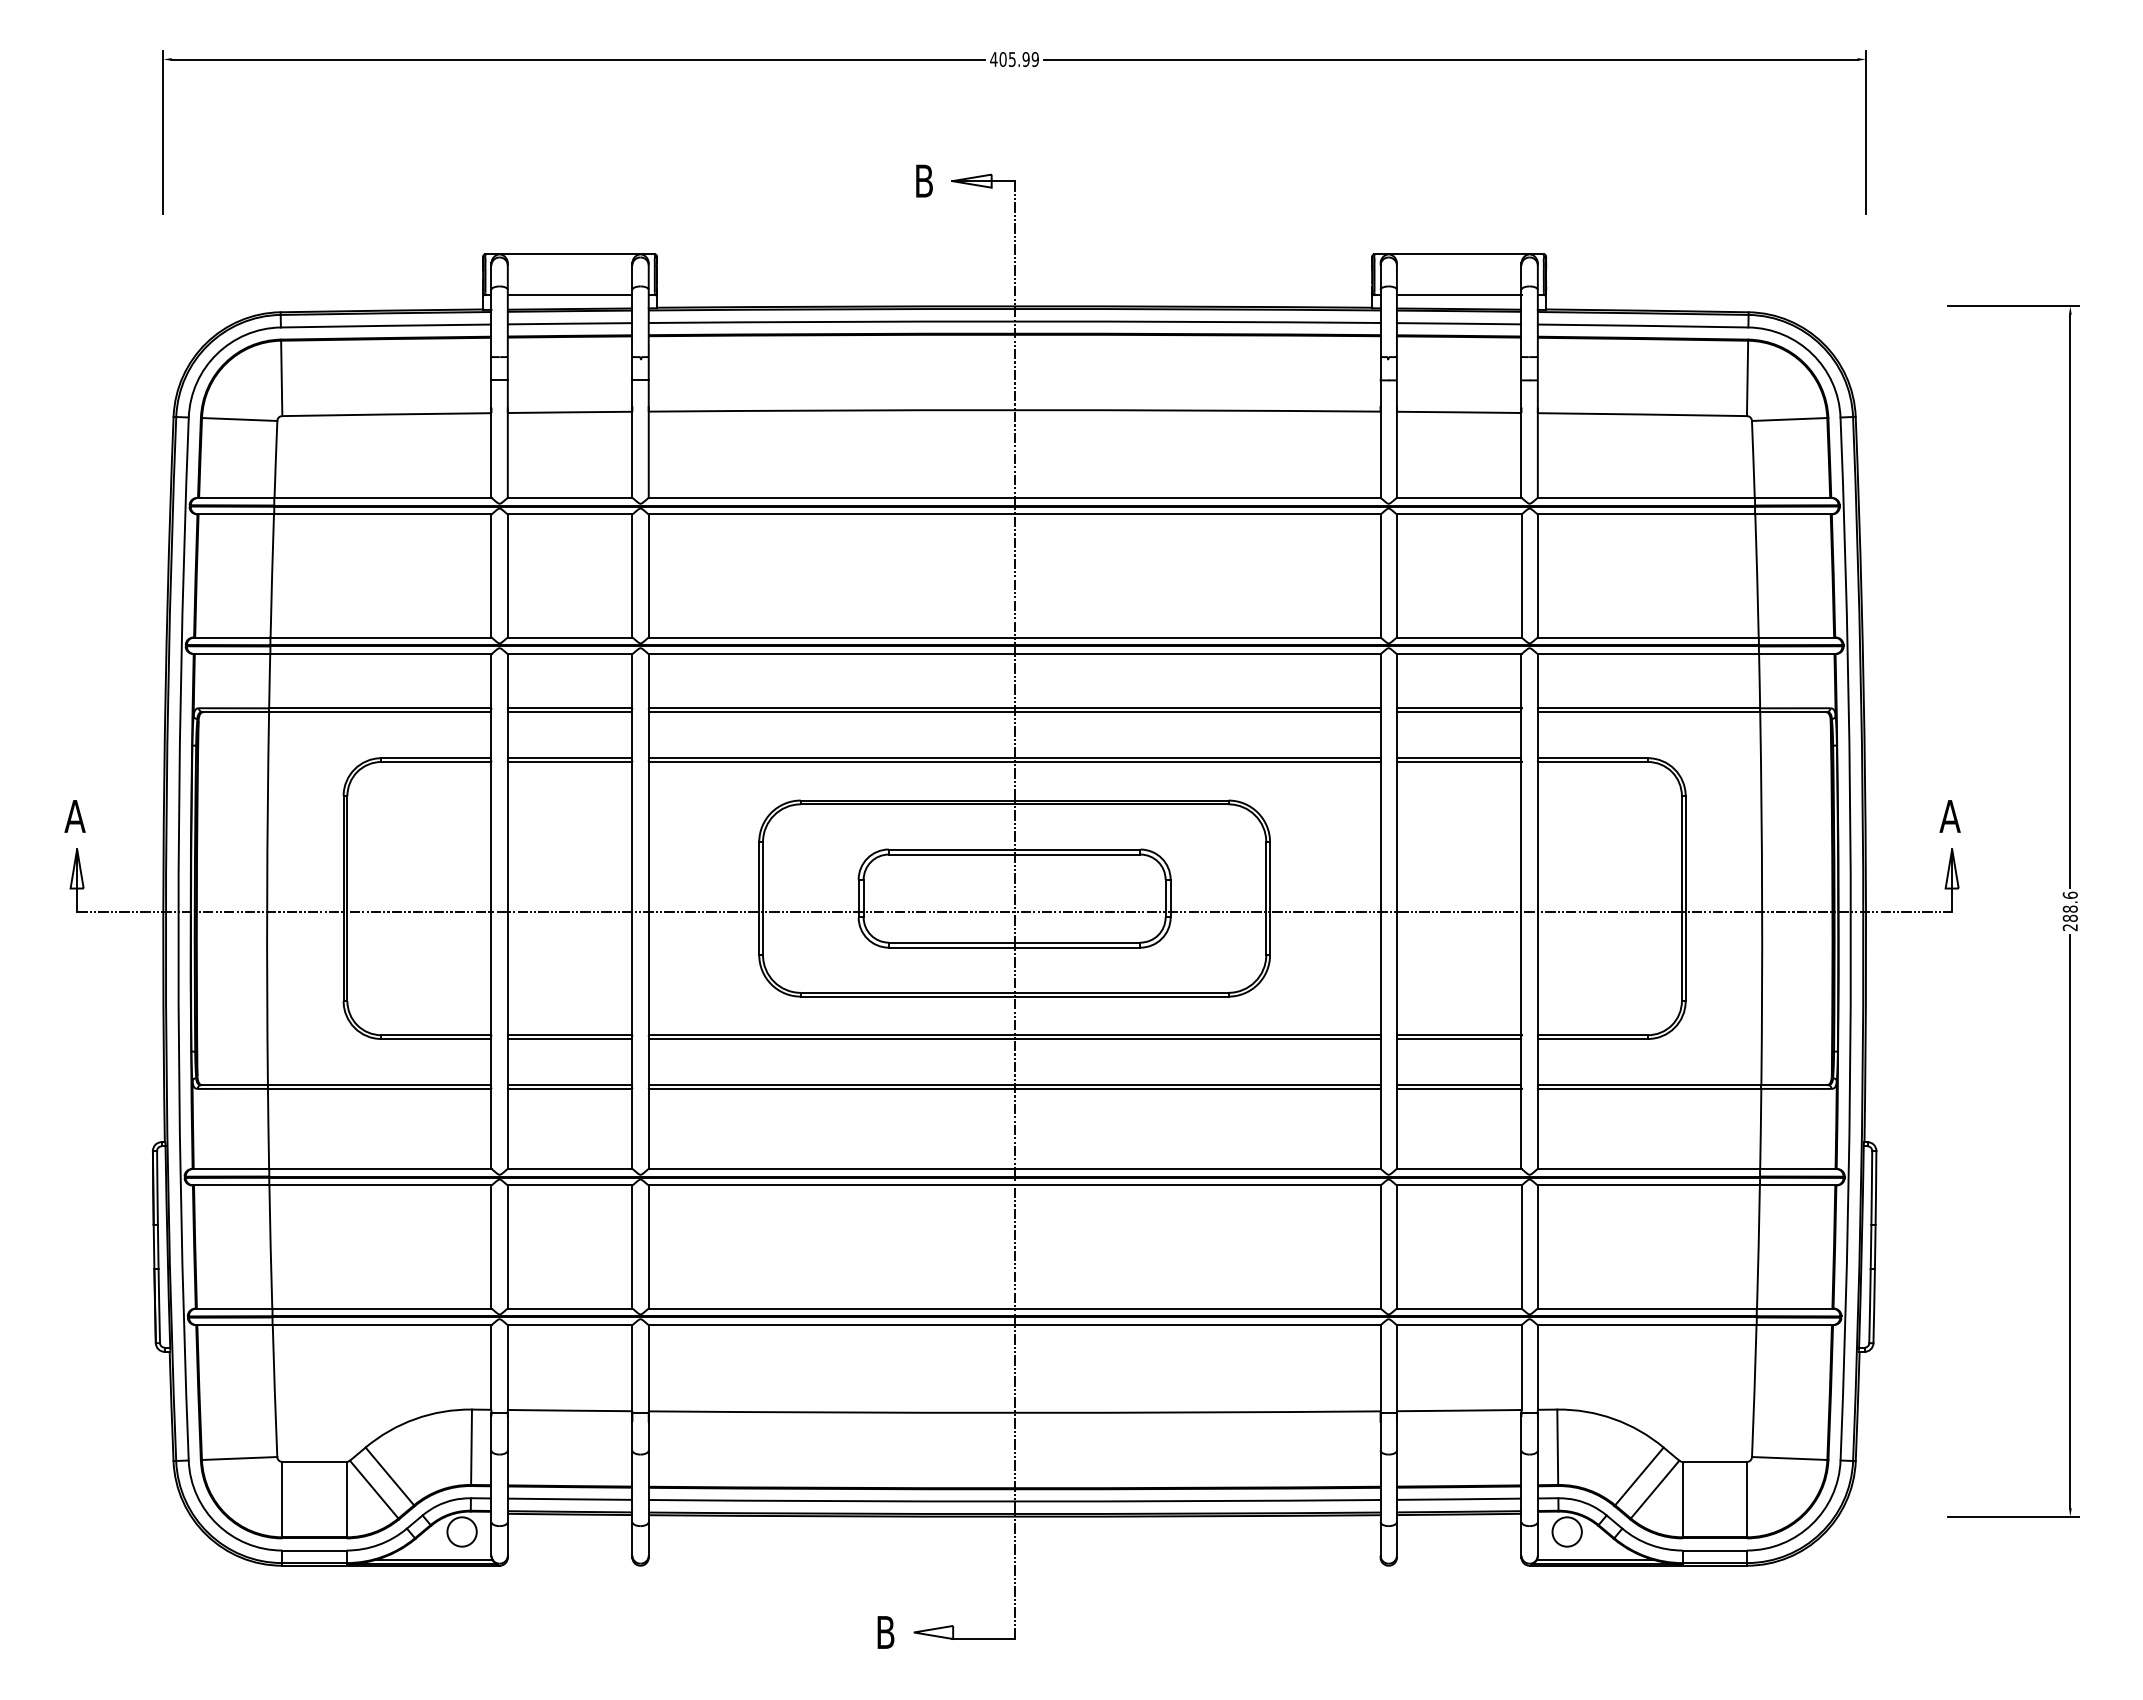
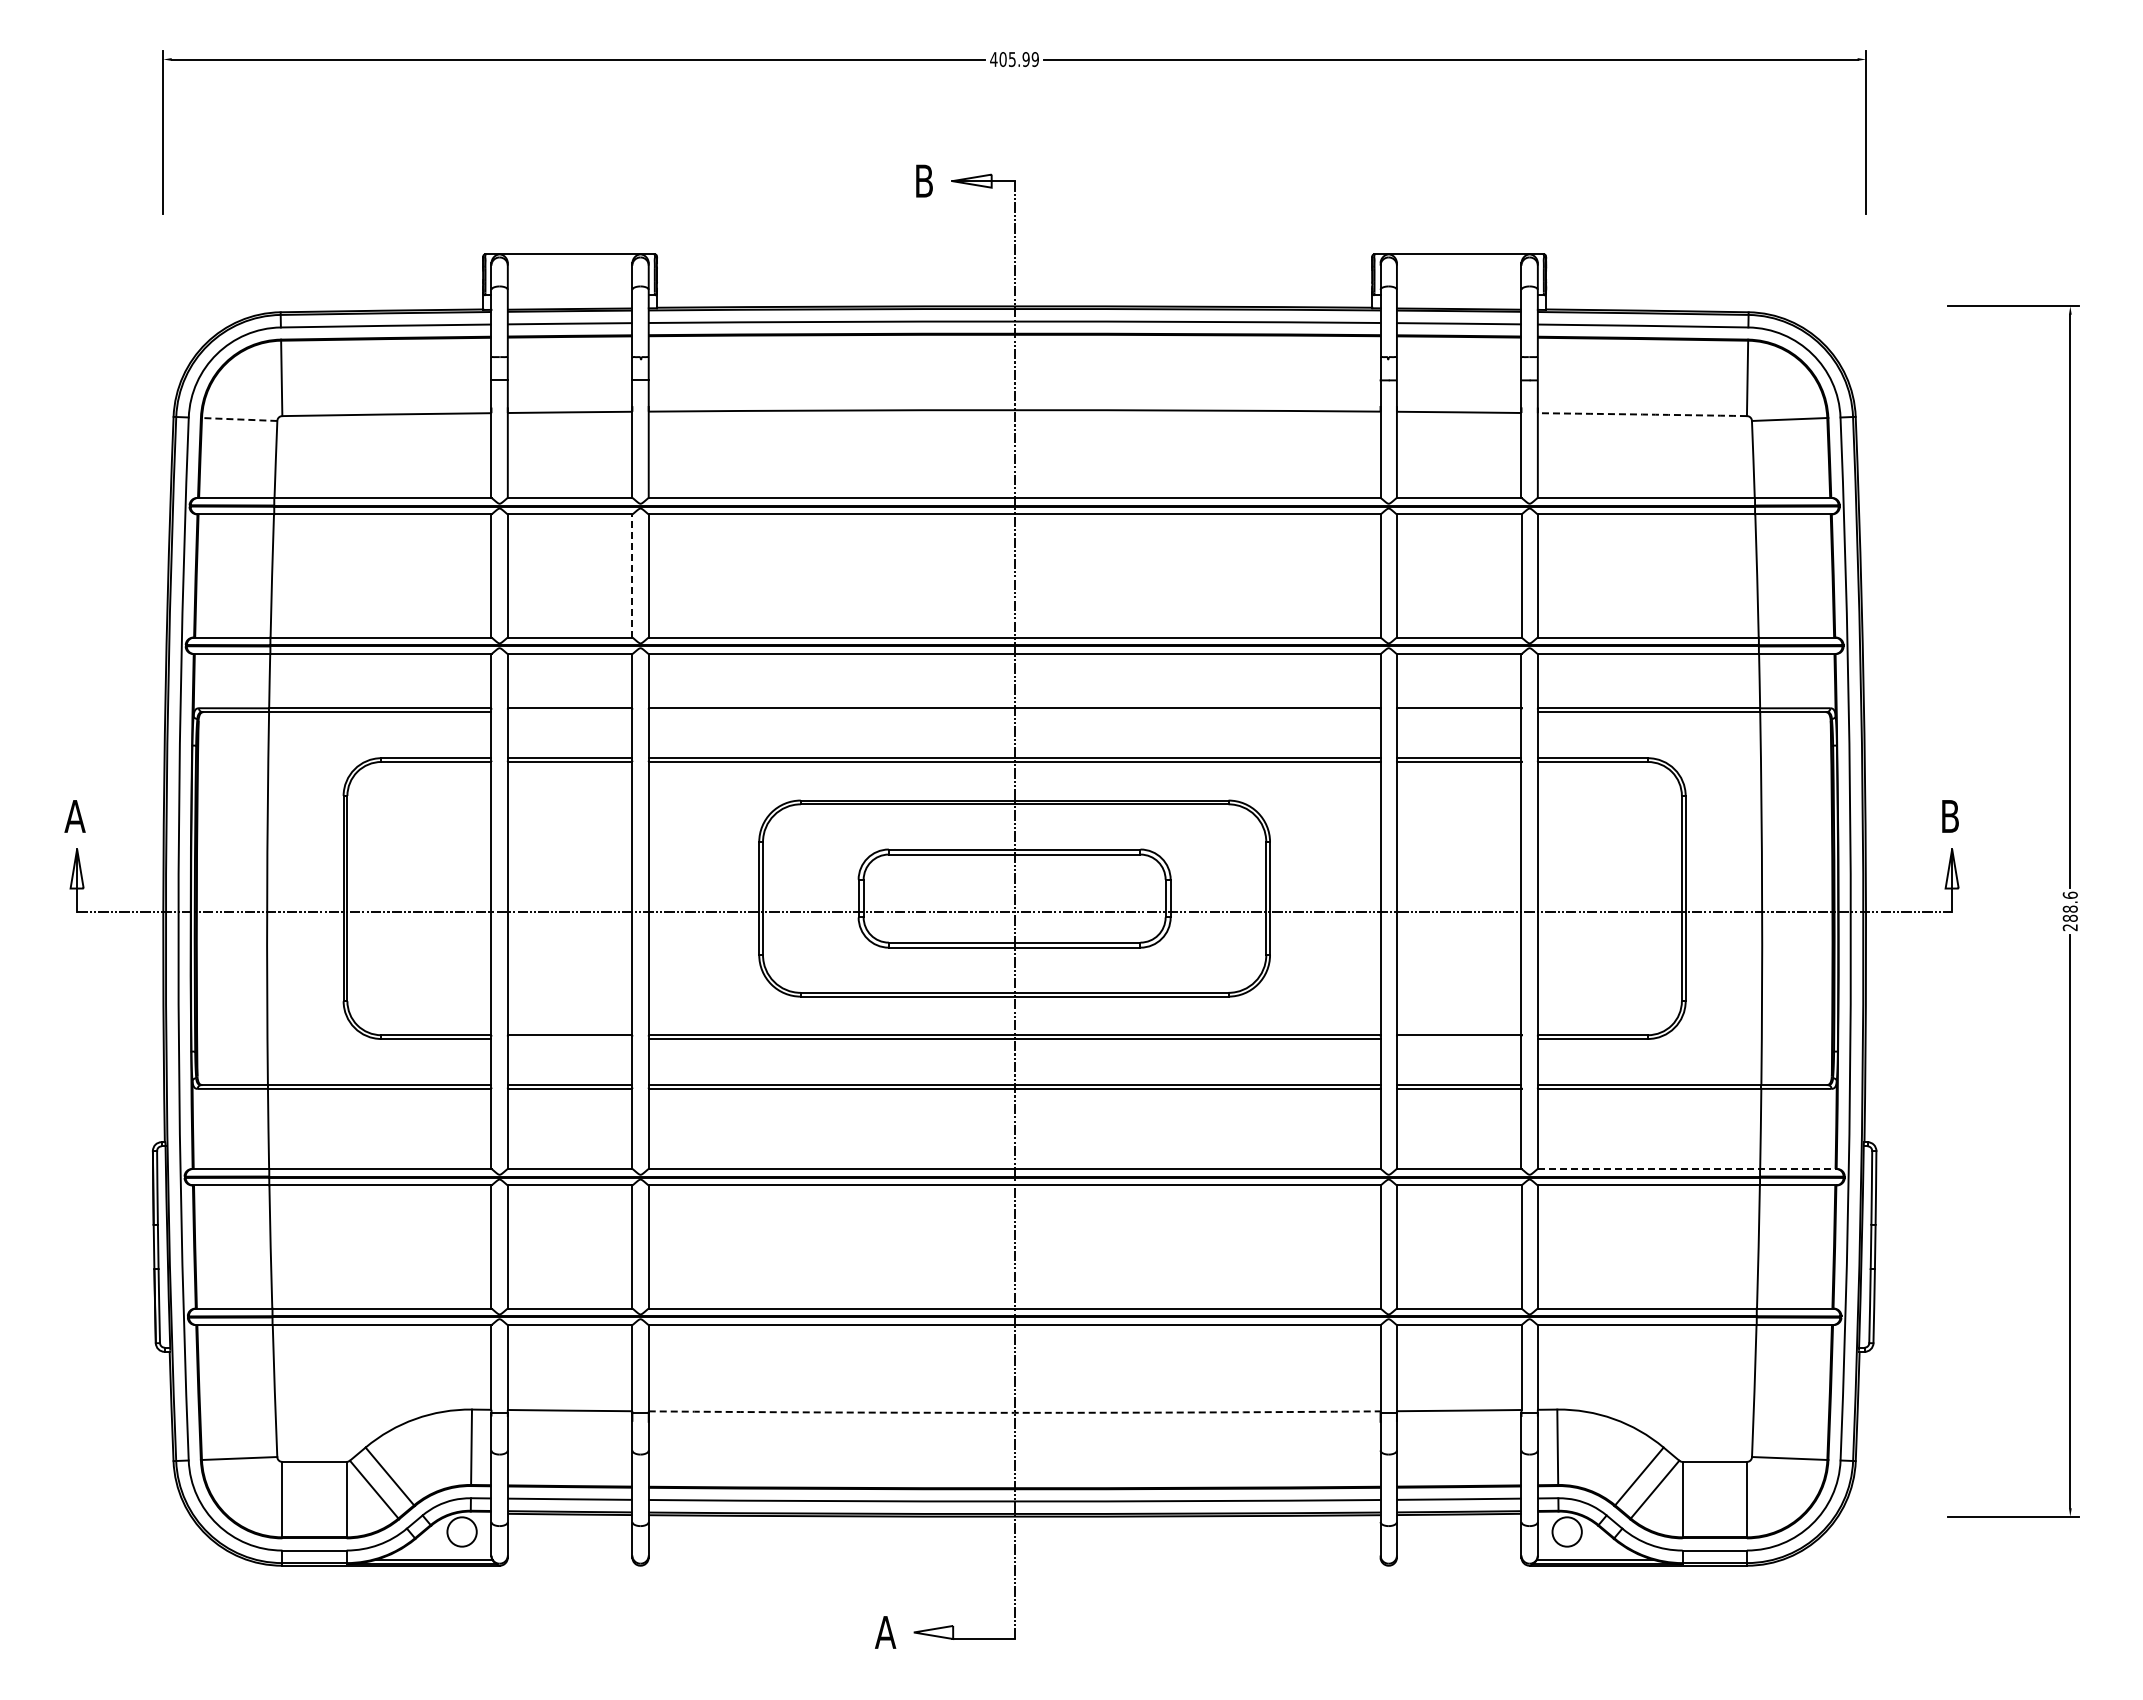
line: present -> none (569, 295)
line: present -> none (1458, 295)
arc: solid -> dashed (1642, 414)
line: solid -> dashed (238, 419)
line: solid -> dashed (632, 575)
line: present -> none (569, 712)
line: present -> none (1014, 712)
line: present -> none (1458, 712)
text: A -> B (1949, 816)
line: present -> none (569, 1039)
line: present -> none (1458, 1039)
line: solid -> dashed (1687, 1169)
arc: solid -> dashed (1014, 1412)
text: B -> A (885, 1632)
